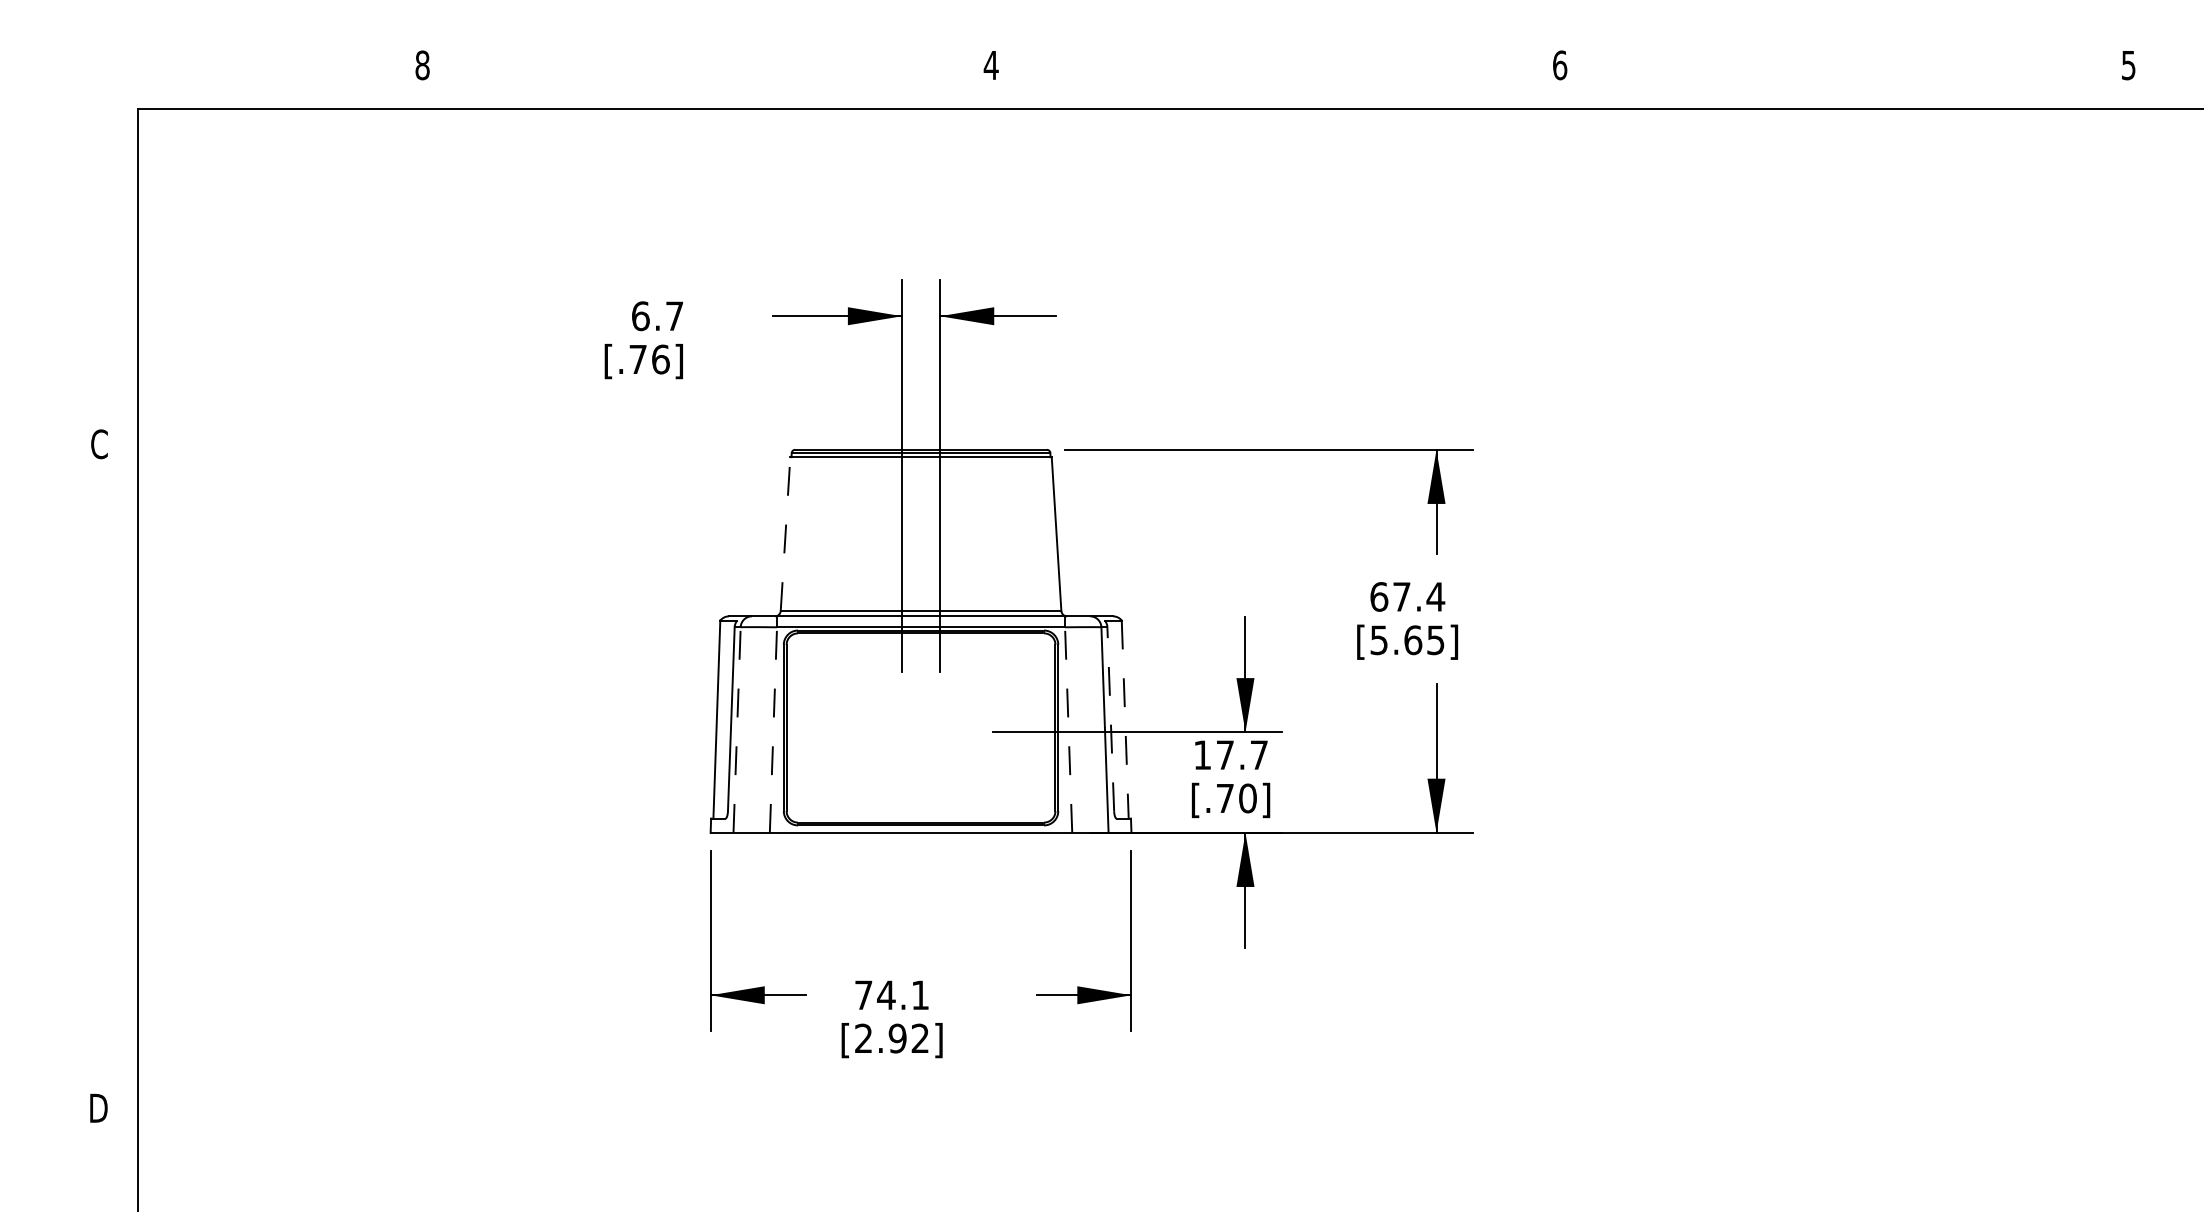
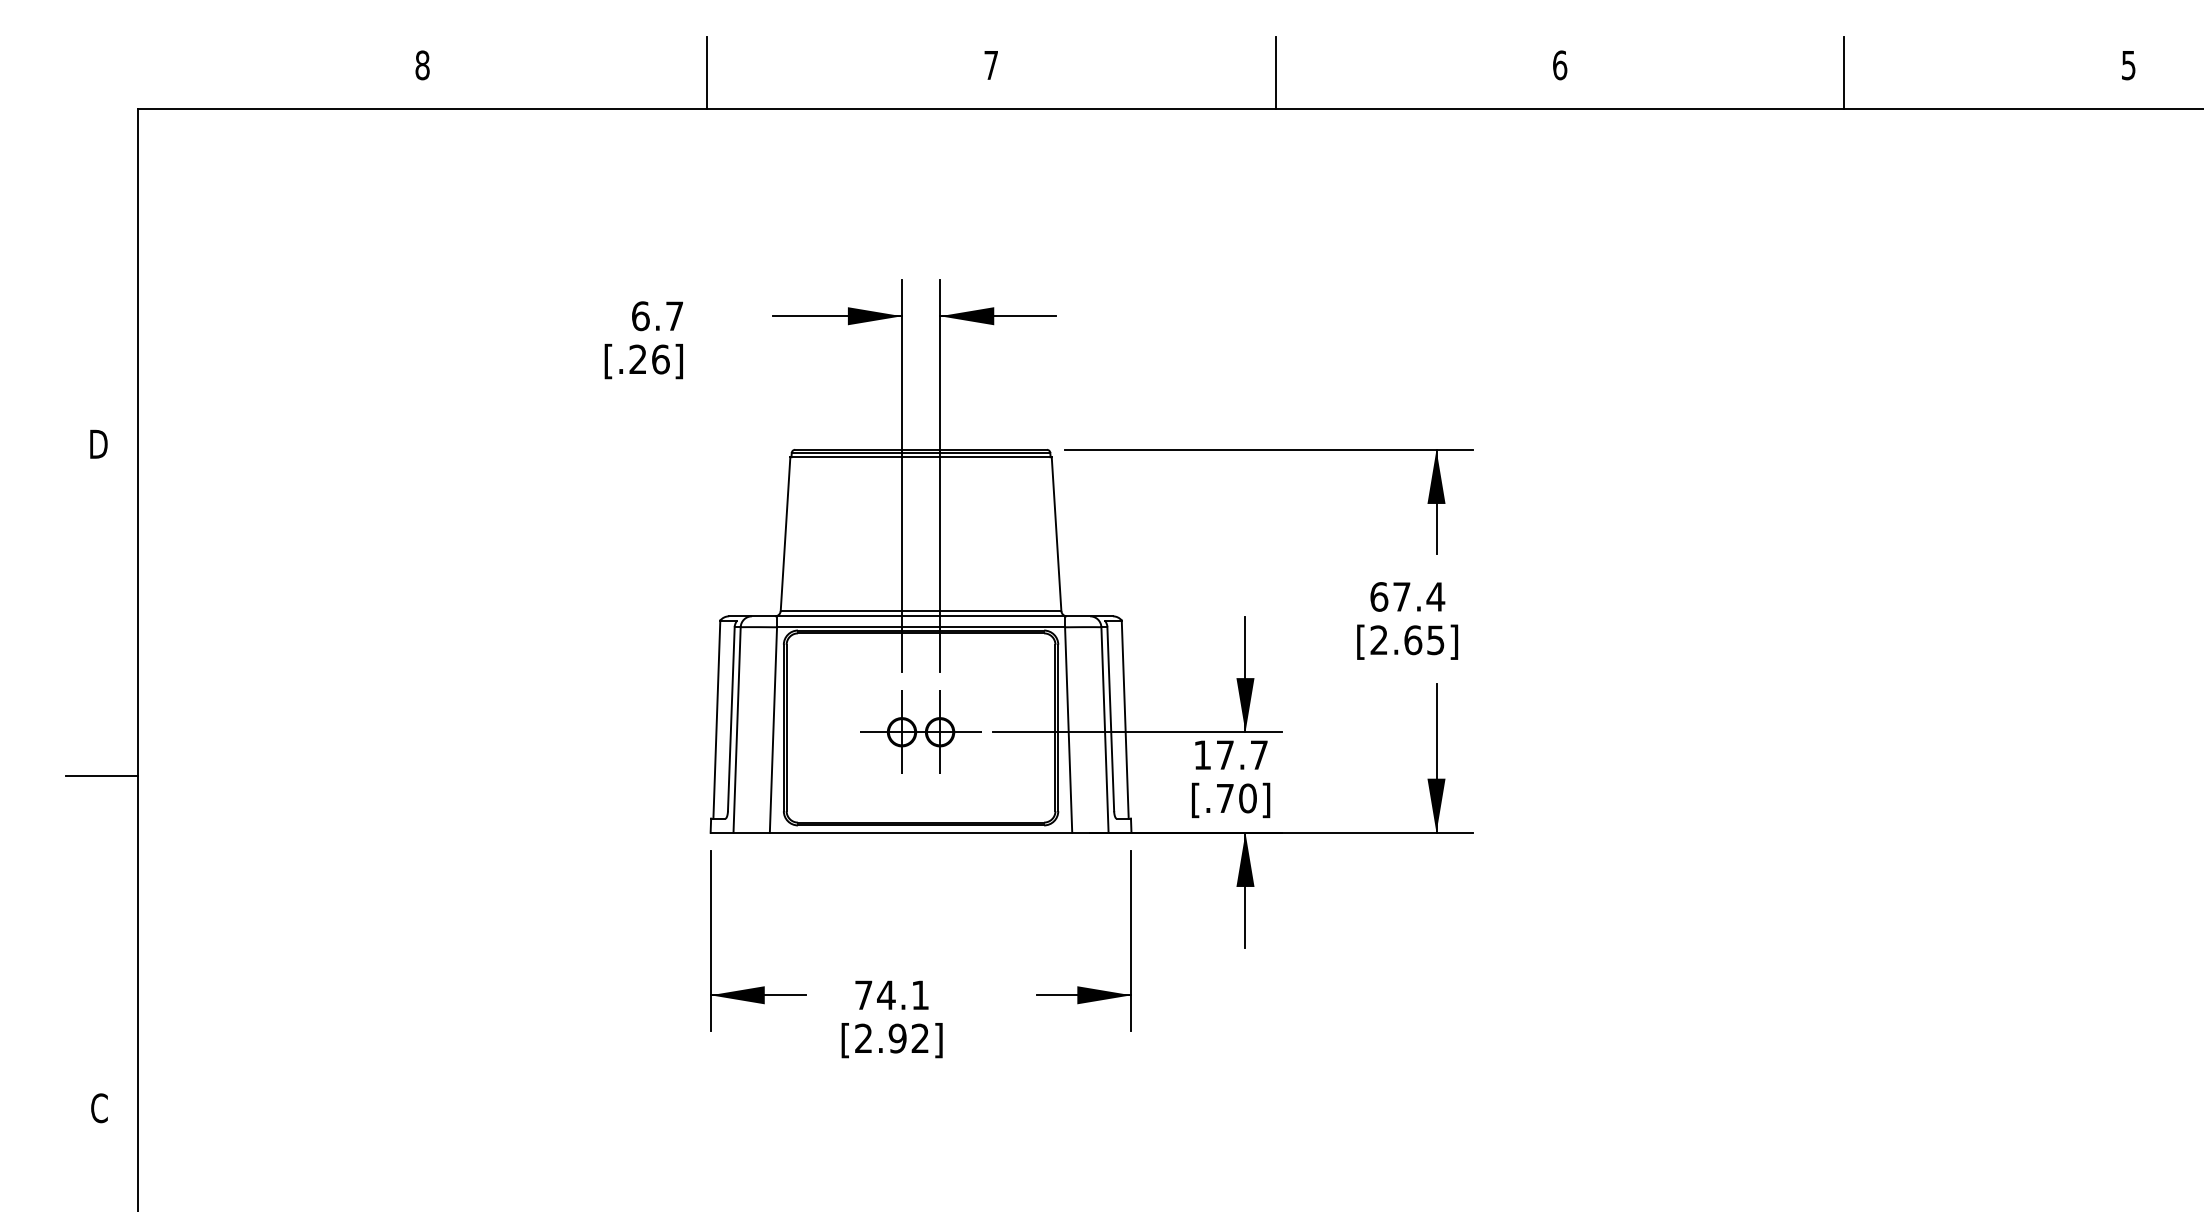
text: 4 -> 7 (990, 65)
line: none -> present (707, 72)
line: none -> present (1275, 72)
line: none -> present (1844, 72)
text: [.76] -> [.26] (637, 358)
text: C -> D (98, 444)
line: dashed -> solid (785, 533)
text: [5.65] -> [2.65] (1378, 640)
line: dashed -> solid (1110, 718)
line: dashed -> solid (1125, 720)
line: dashed -> solid (737, 730)
line: dashed -> solid (773, 730)
line: dashed -> solid (1068, 730)
part: none -> present (920, 731)
line: none -> present (102, 776)
text: D -> C (98, 1108)
